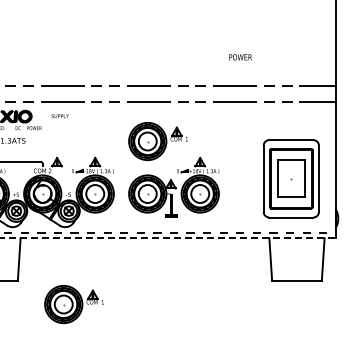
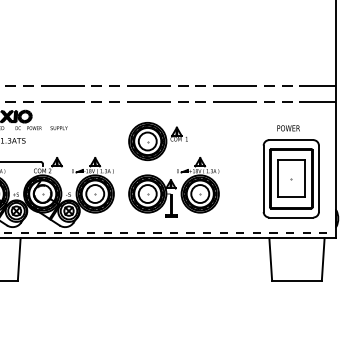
text position: (240, 57) -> (288, 128) (288, 128)
text position: (59, 116) -> (58, 128) (58, 128)
line: dashed -> solid (167, 238)
part: present -> none (73, 304)
